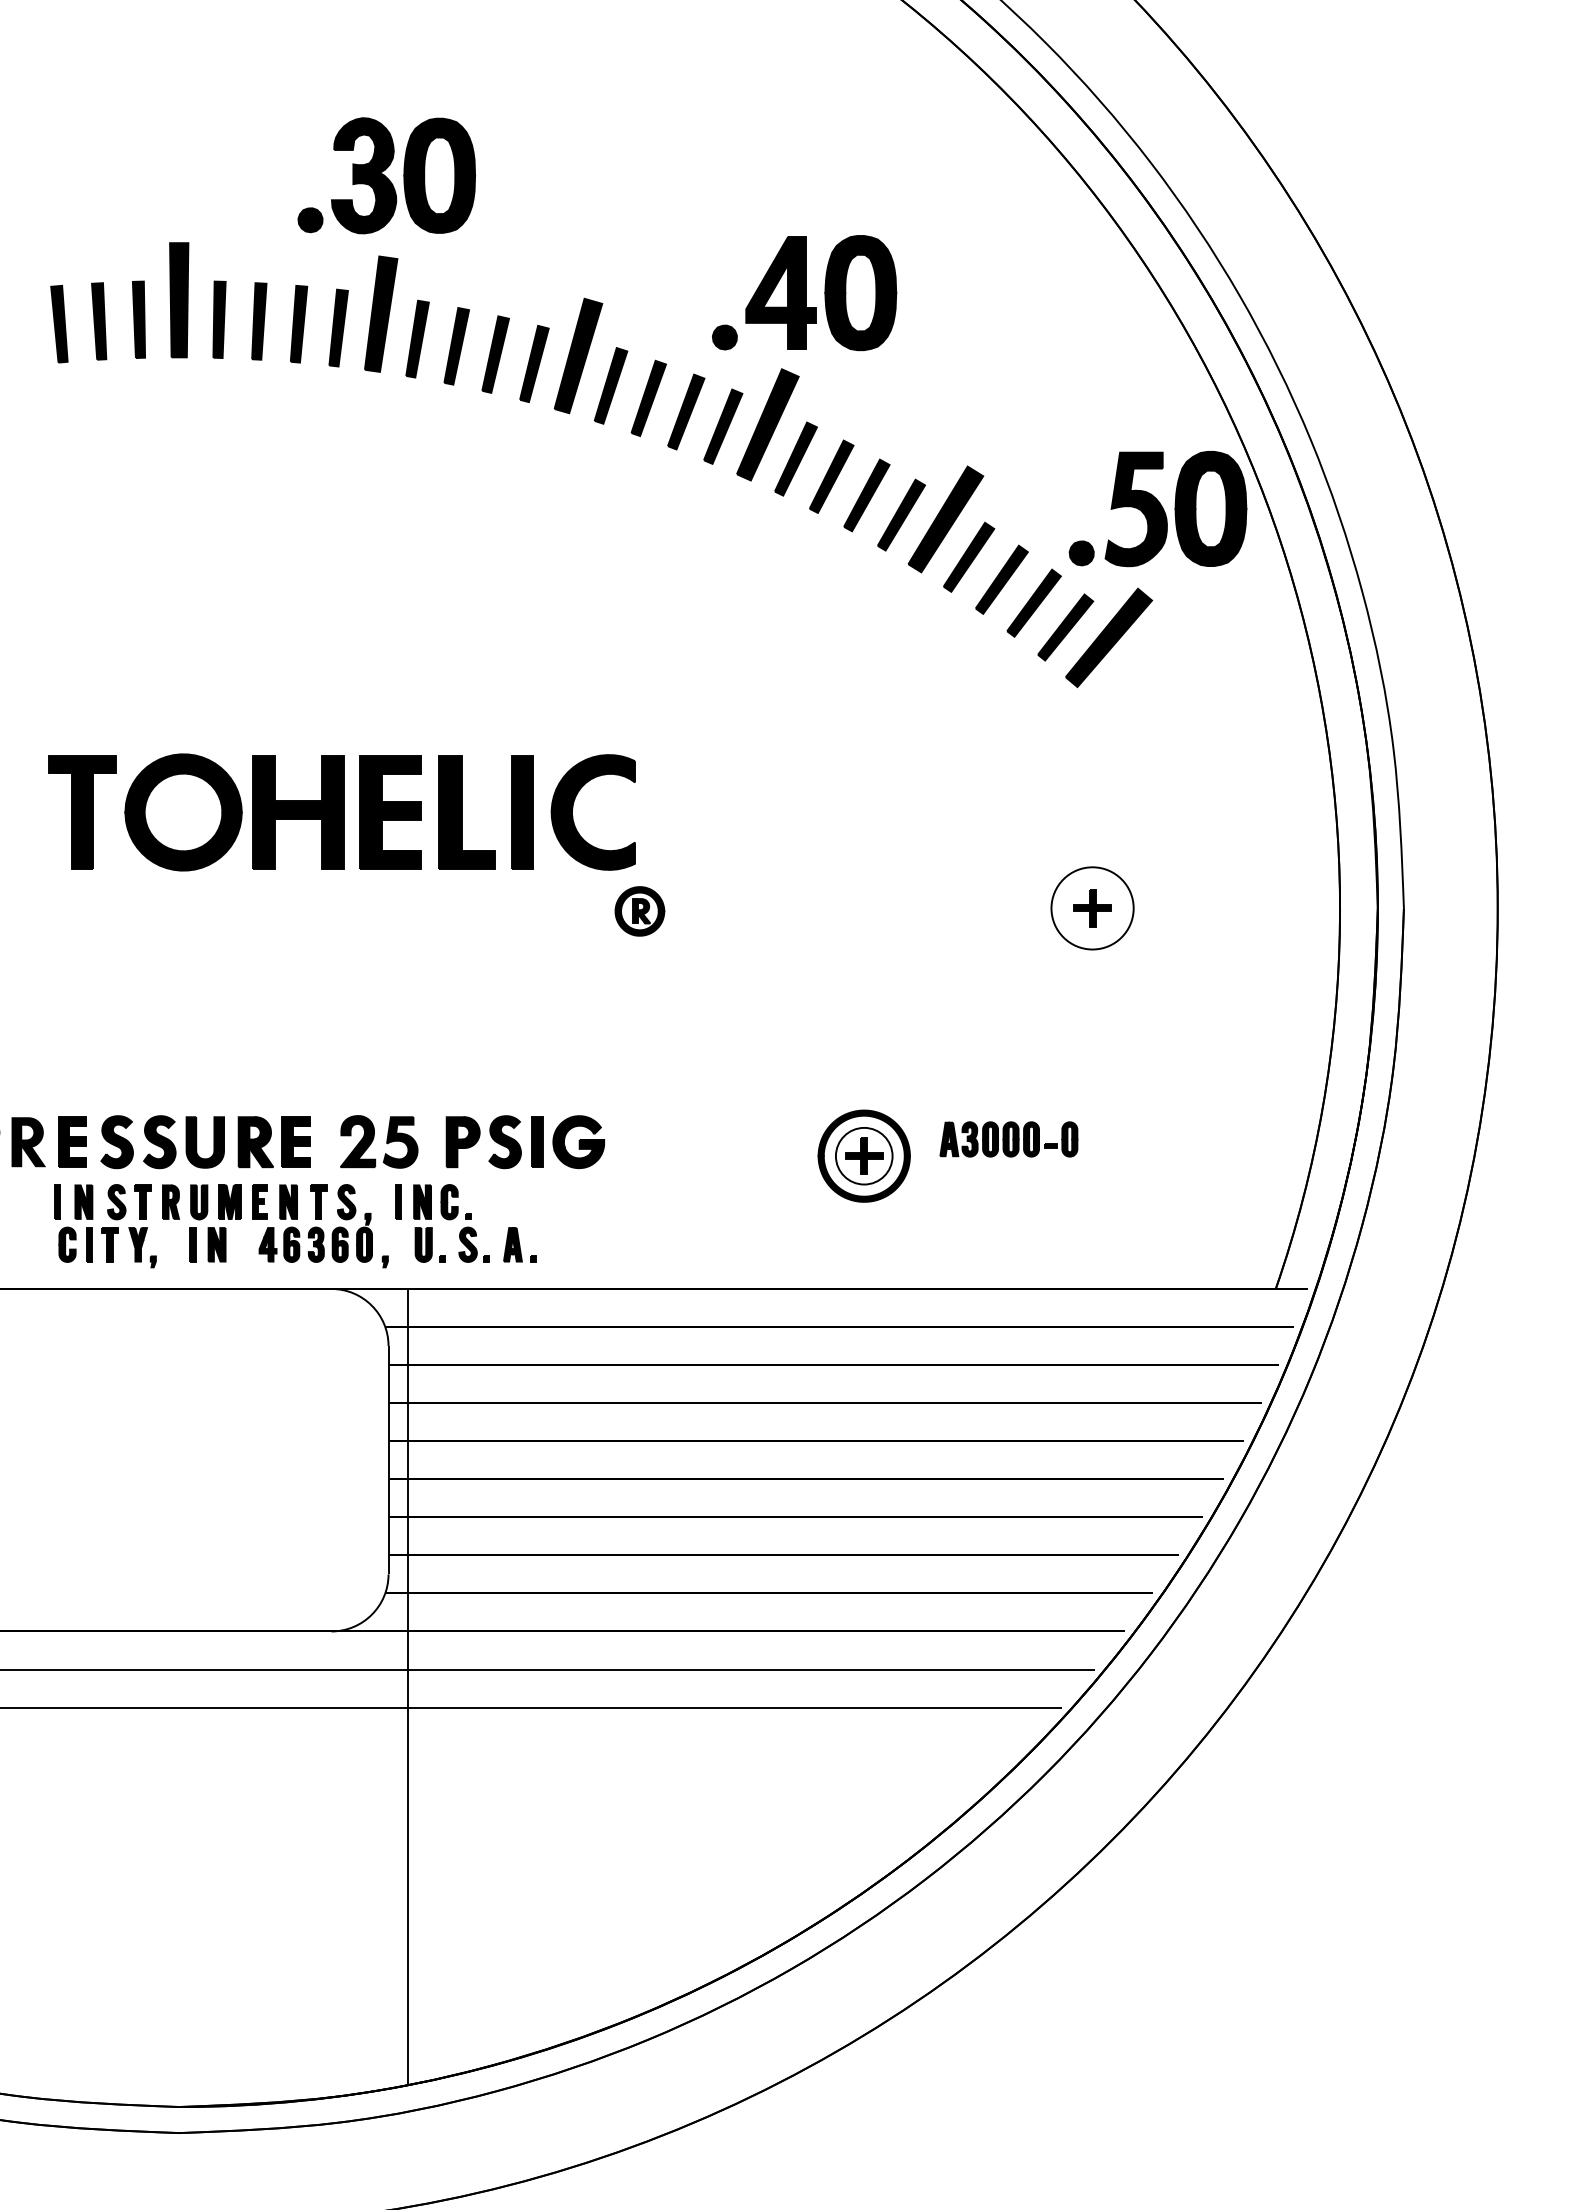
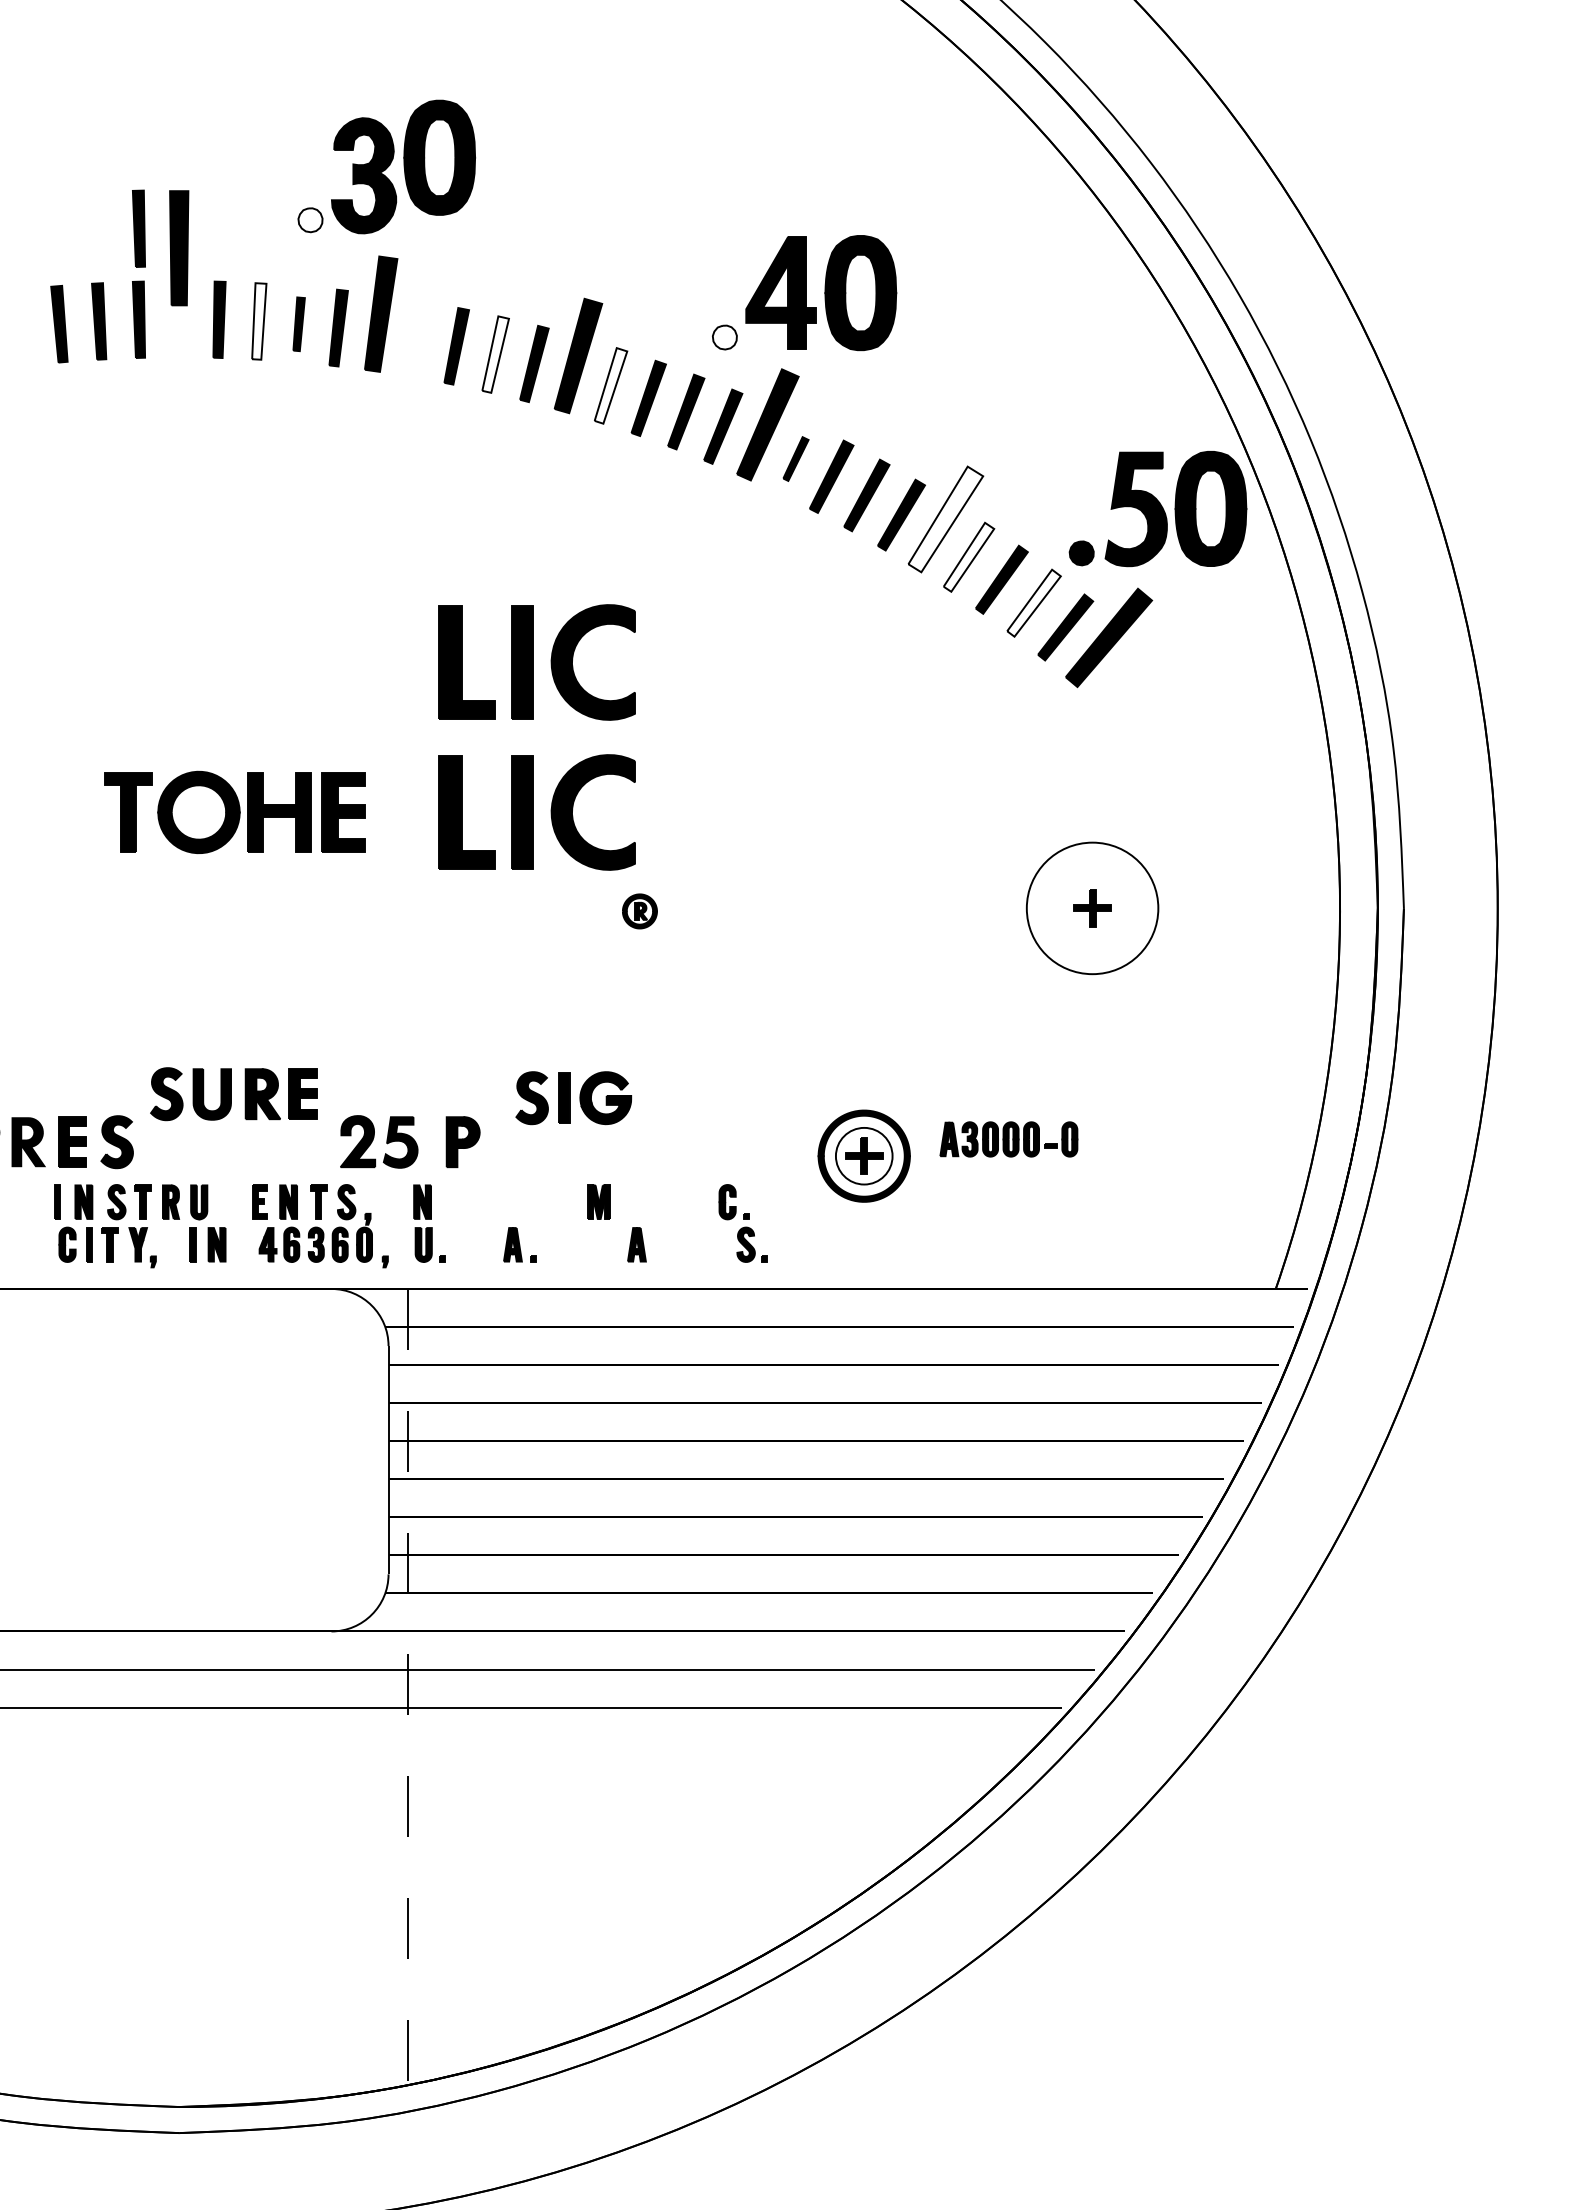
part position: (439, 175) -> (439, 157) (439, 157)
fill: present -> none (310, 220)
part: none -> present (138, 228)
part position: (179, 300) -> (179, 248) (179, 248)
fill: present -> none (259, 321)
part size: 19x79 px -> 14x57 px (298, 324)
fill: present -> none (724, 337)
part: present -> none (417, 338)
fill: present -> none (495, 354)
fill: present -> none (610, 385)
part size: 44x76 px -> 28x46 px (795, 458)
fill: present -> none (945, 519)
fill: present -> none (968, 556)
fill: present -> none (1033, 602)
part: none -> present (536, 662)
part size: 374x119 px -> 262x85 px (234, 812)
circle diameter: 82 px -> 132 px (1092, 908)
part size: 52x51 px -> 36x37 px (639, 911)
part position: (226, 1142) -> (233, 1094) (233, 1094)
part position: (546, 1142) -> (573, 1098) (573, 1098)
part position: (229, 1201) -> (598, 1201) (598, 1201)
part: present -> none (398, 1201)
part position: (464, 1223) -> (742, 1223) (742, 1223)
part: none -> present (636, 1244)
line: solid -> dashed (407, 1687)
